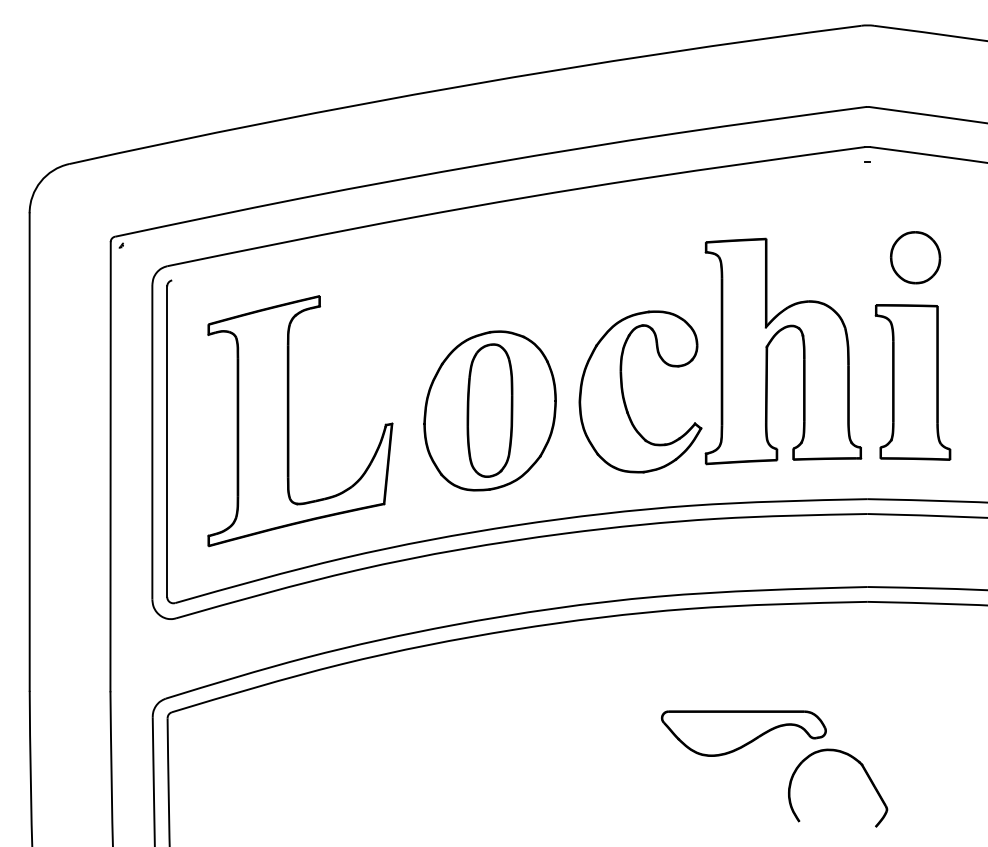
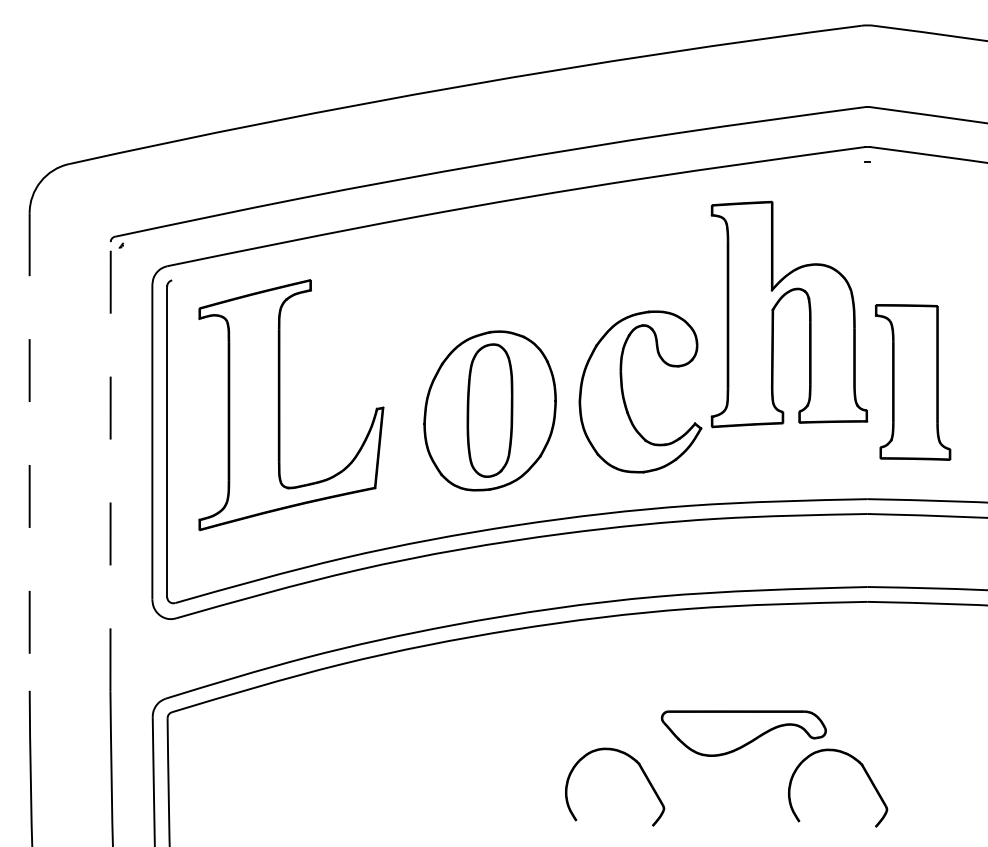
part: present -> none (915, 257)
part position: (771, 342) -> (777, 305) (777, 305)
part position: (289, 421) -> (280, 405) (280, 405)
line: solid -> dashed (29, 452)
line: solid -> dashed (110, 466)
part: none -> present (640, 769)
